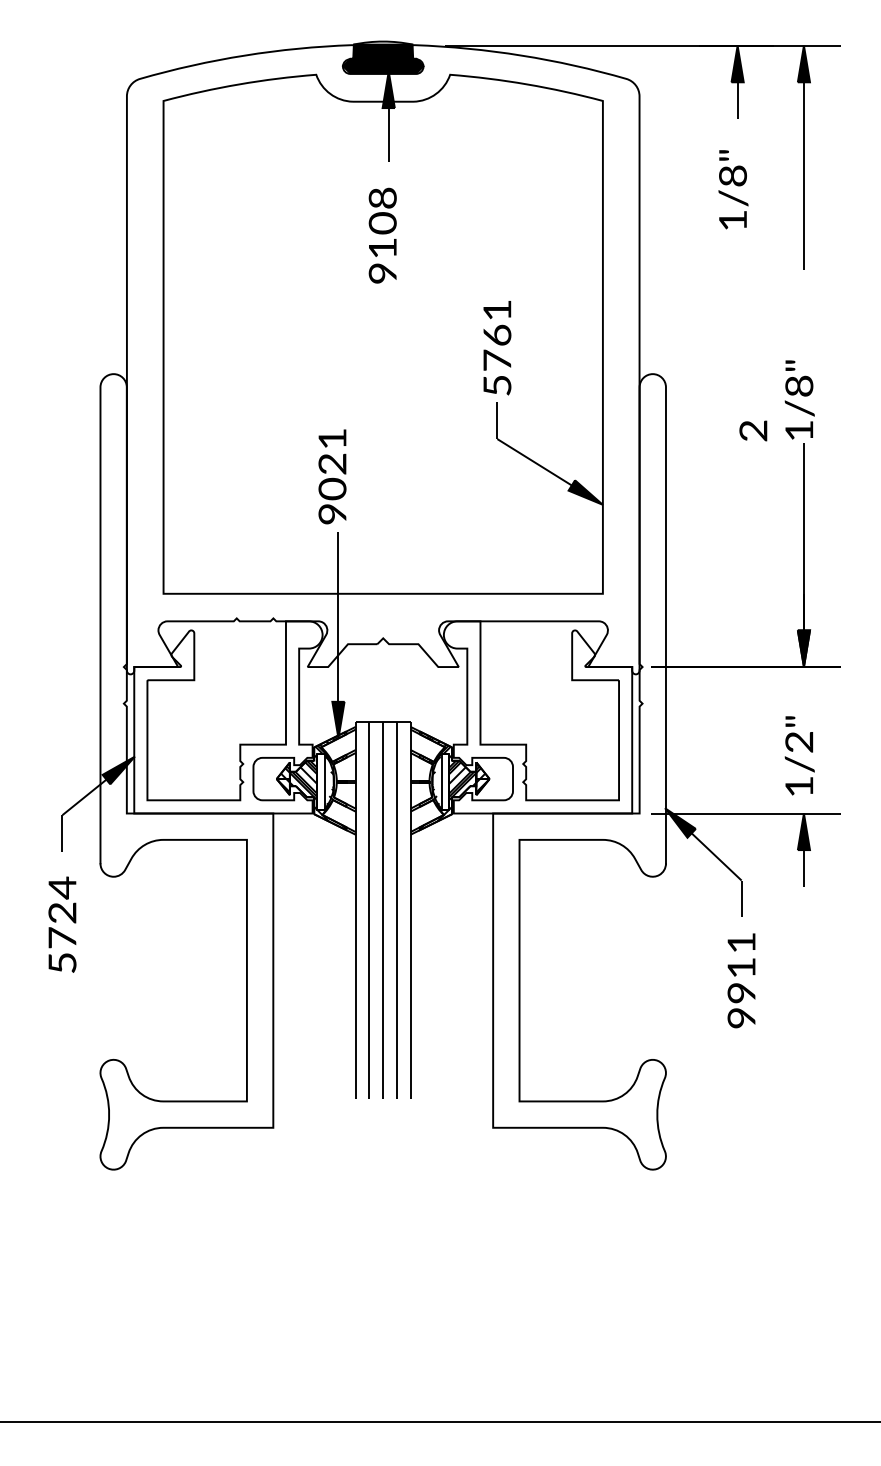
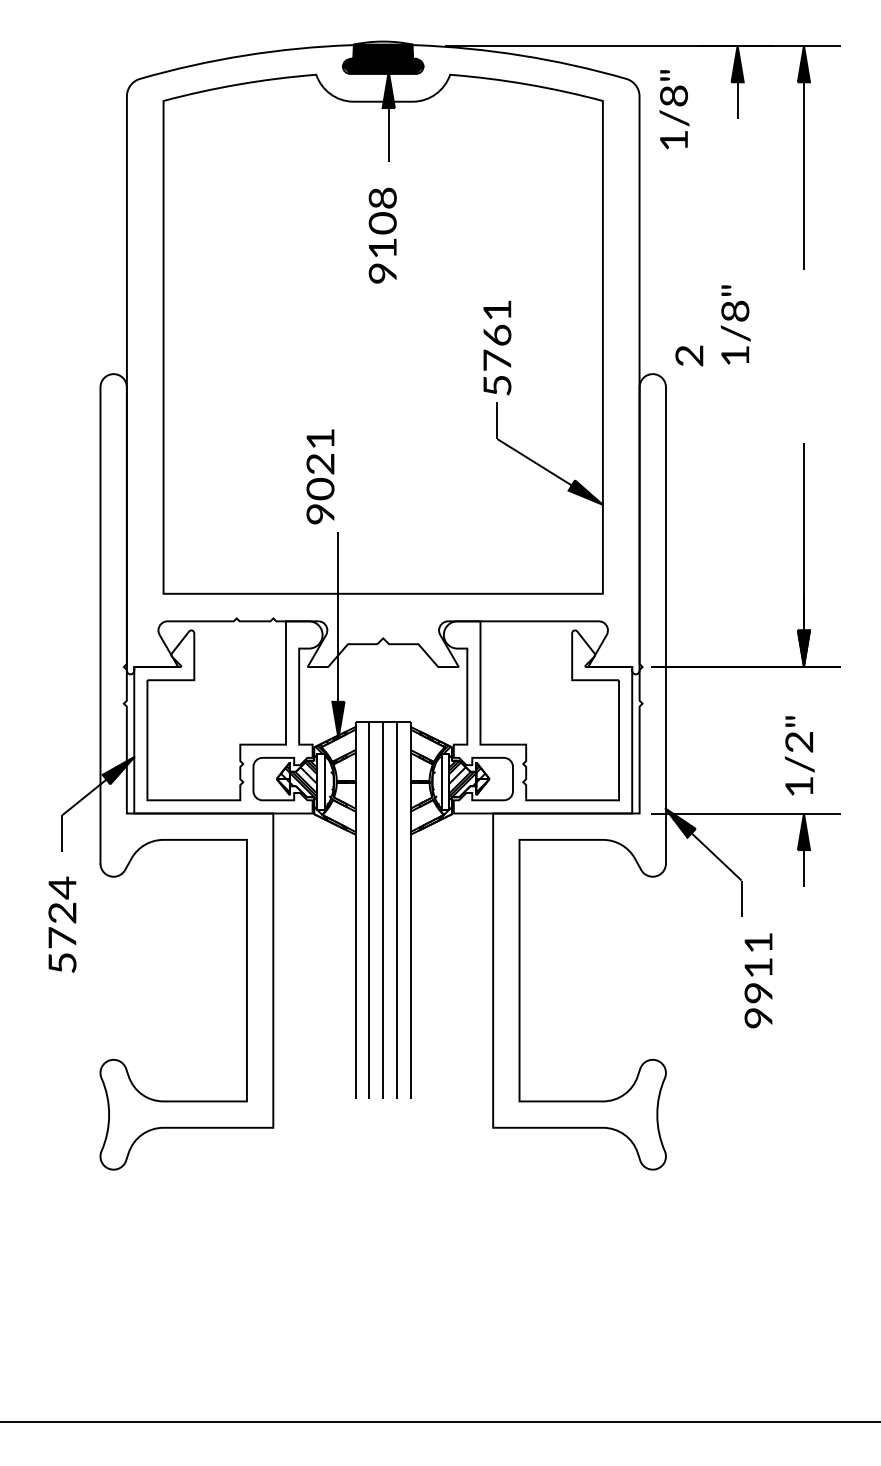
text position: (733, 189) -> (674, 109) (674, 109)
text position: (776, 400) -> (712, 325) (712, 325)
text position: (332, 476) -> (320, 476) (320, 476)
text position: (741, 980) -> (758, 980) (758, 980)
